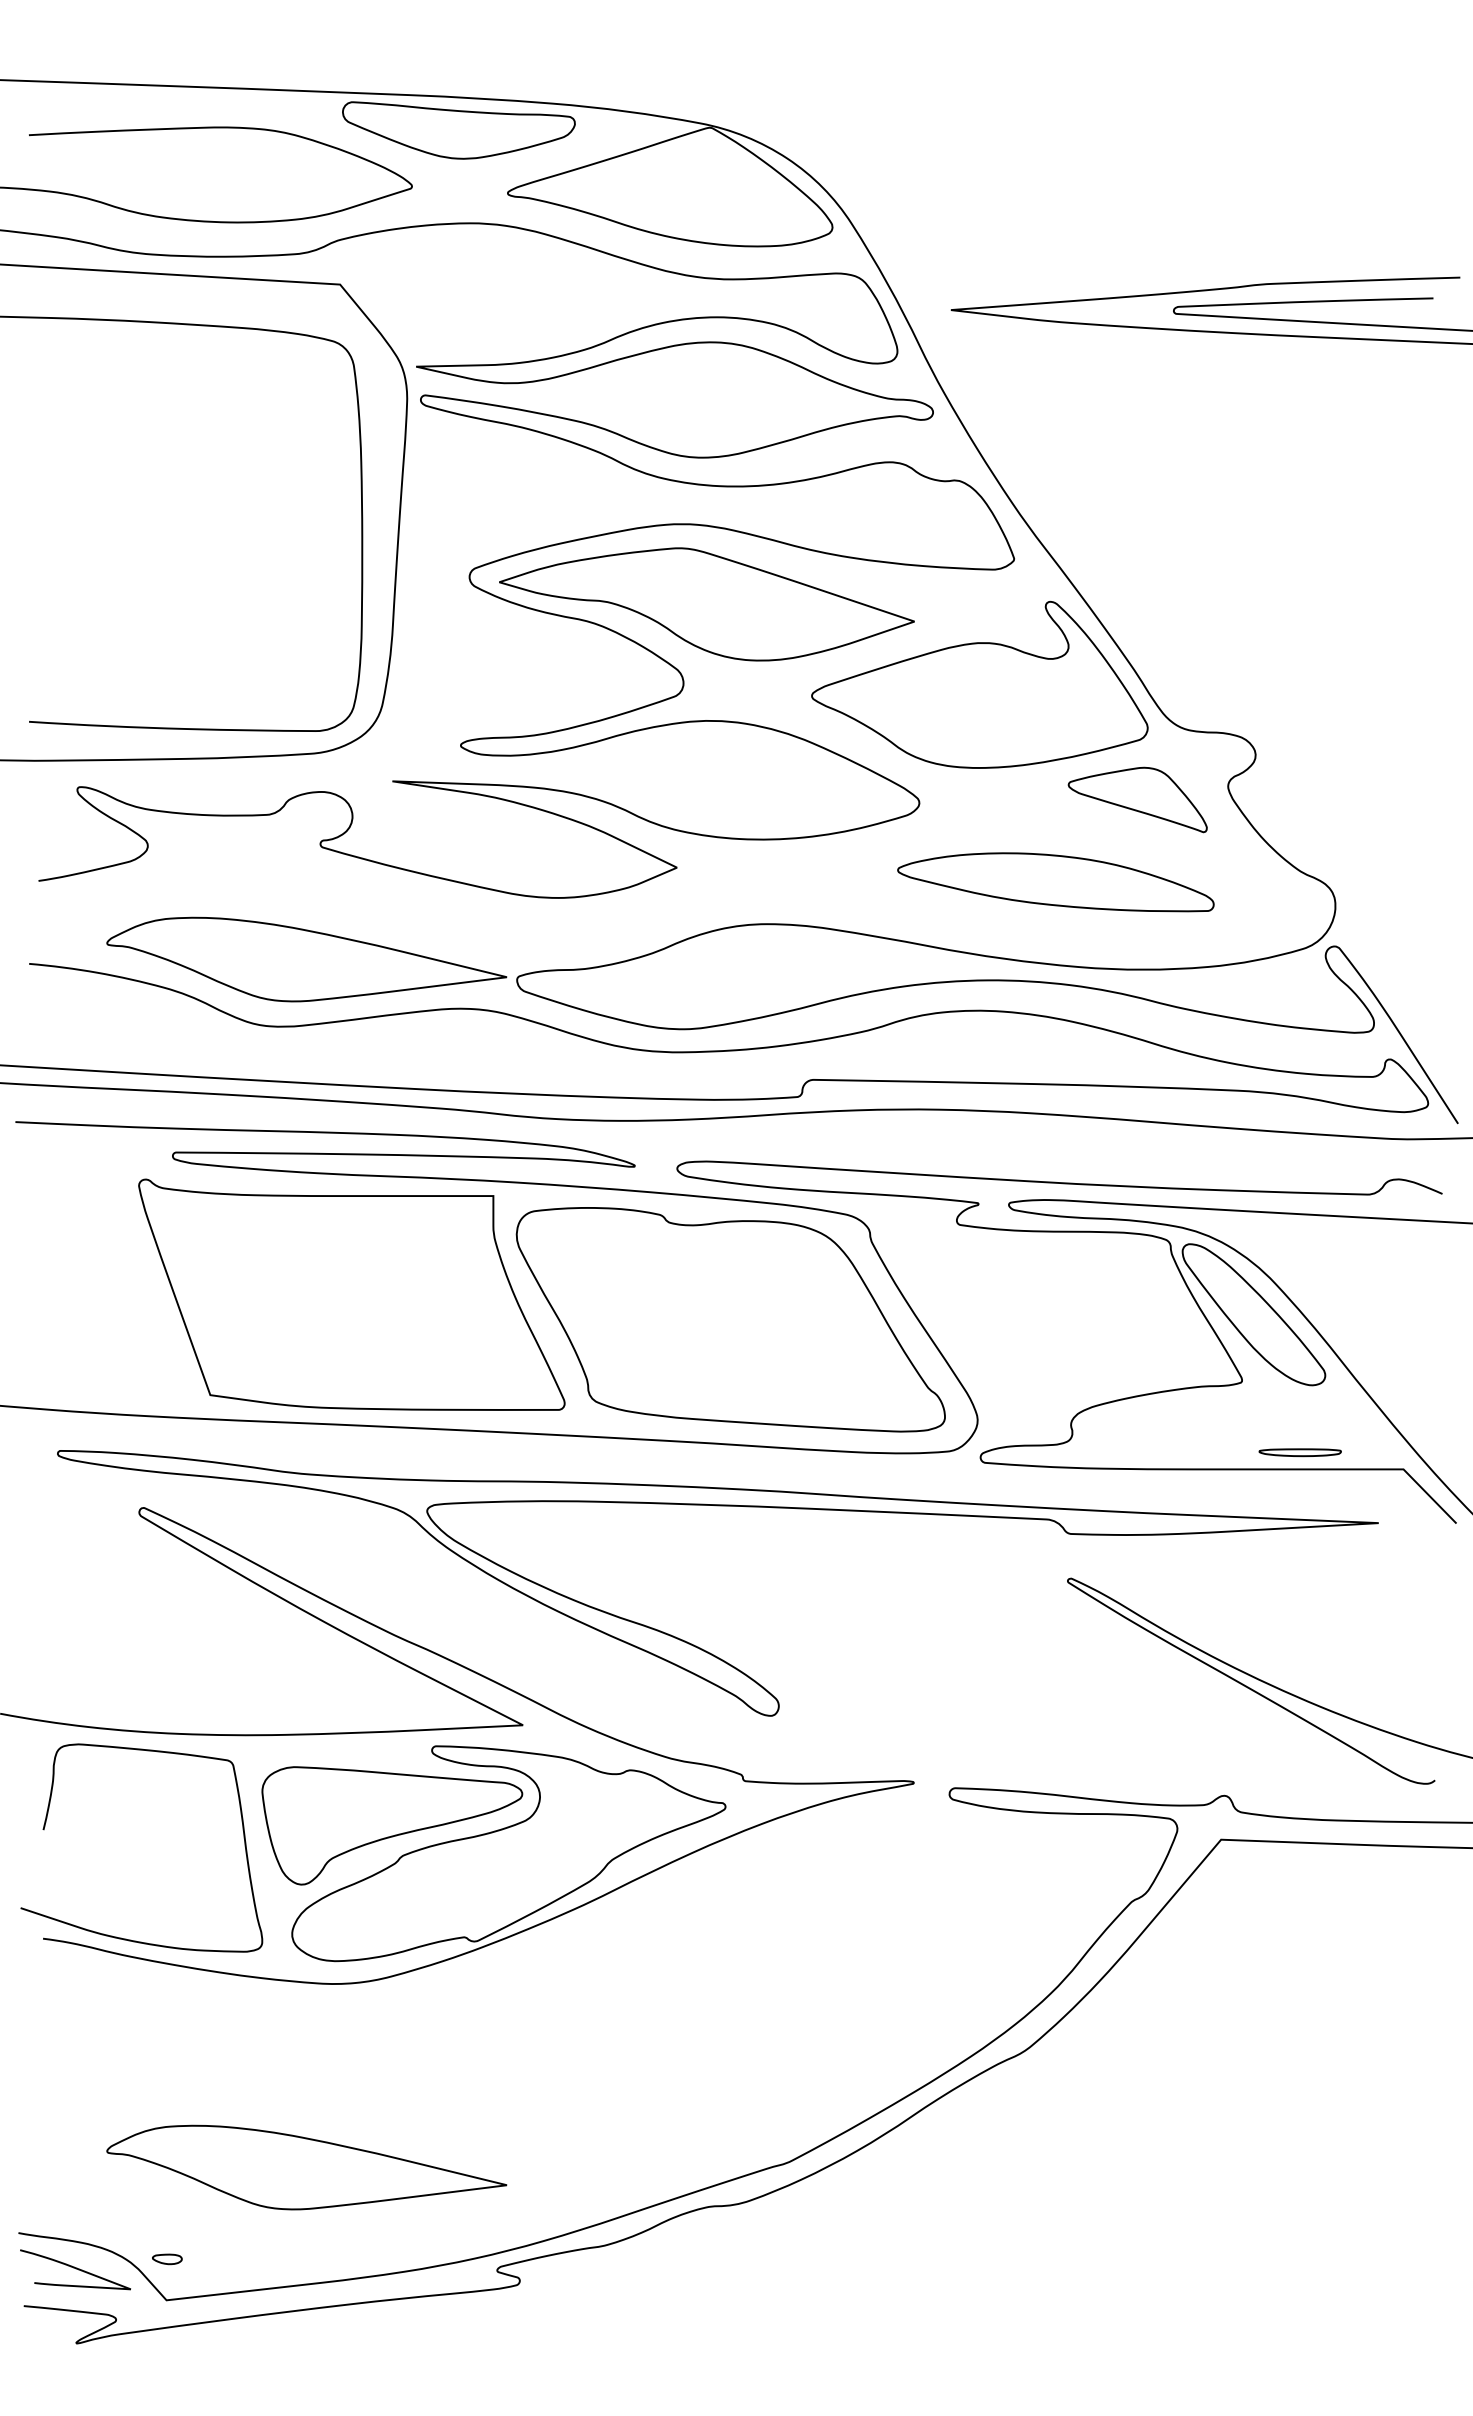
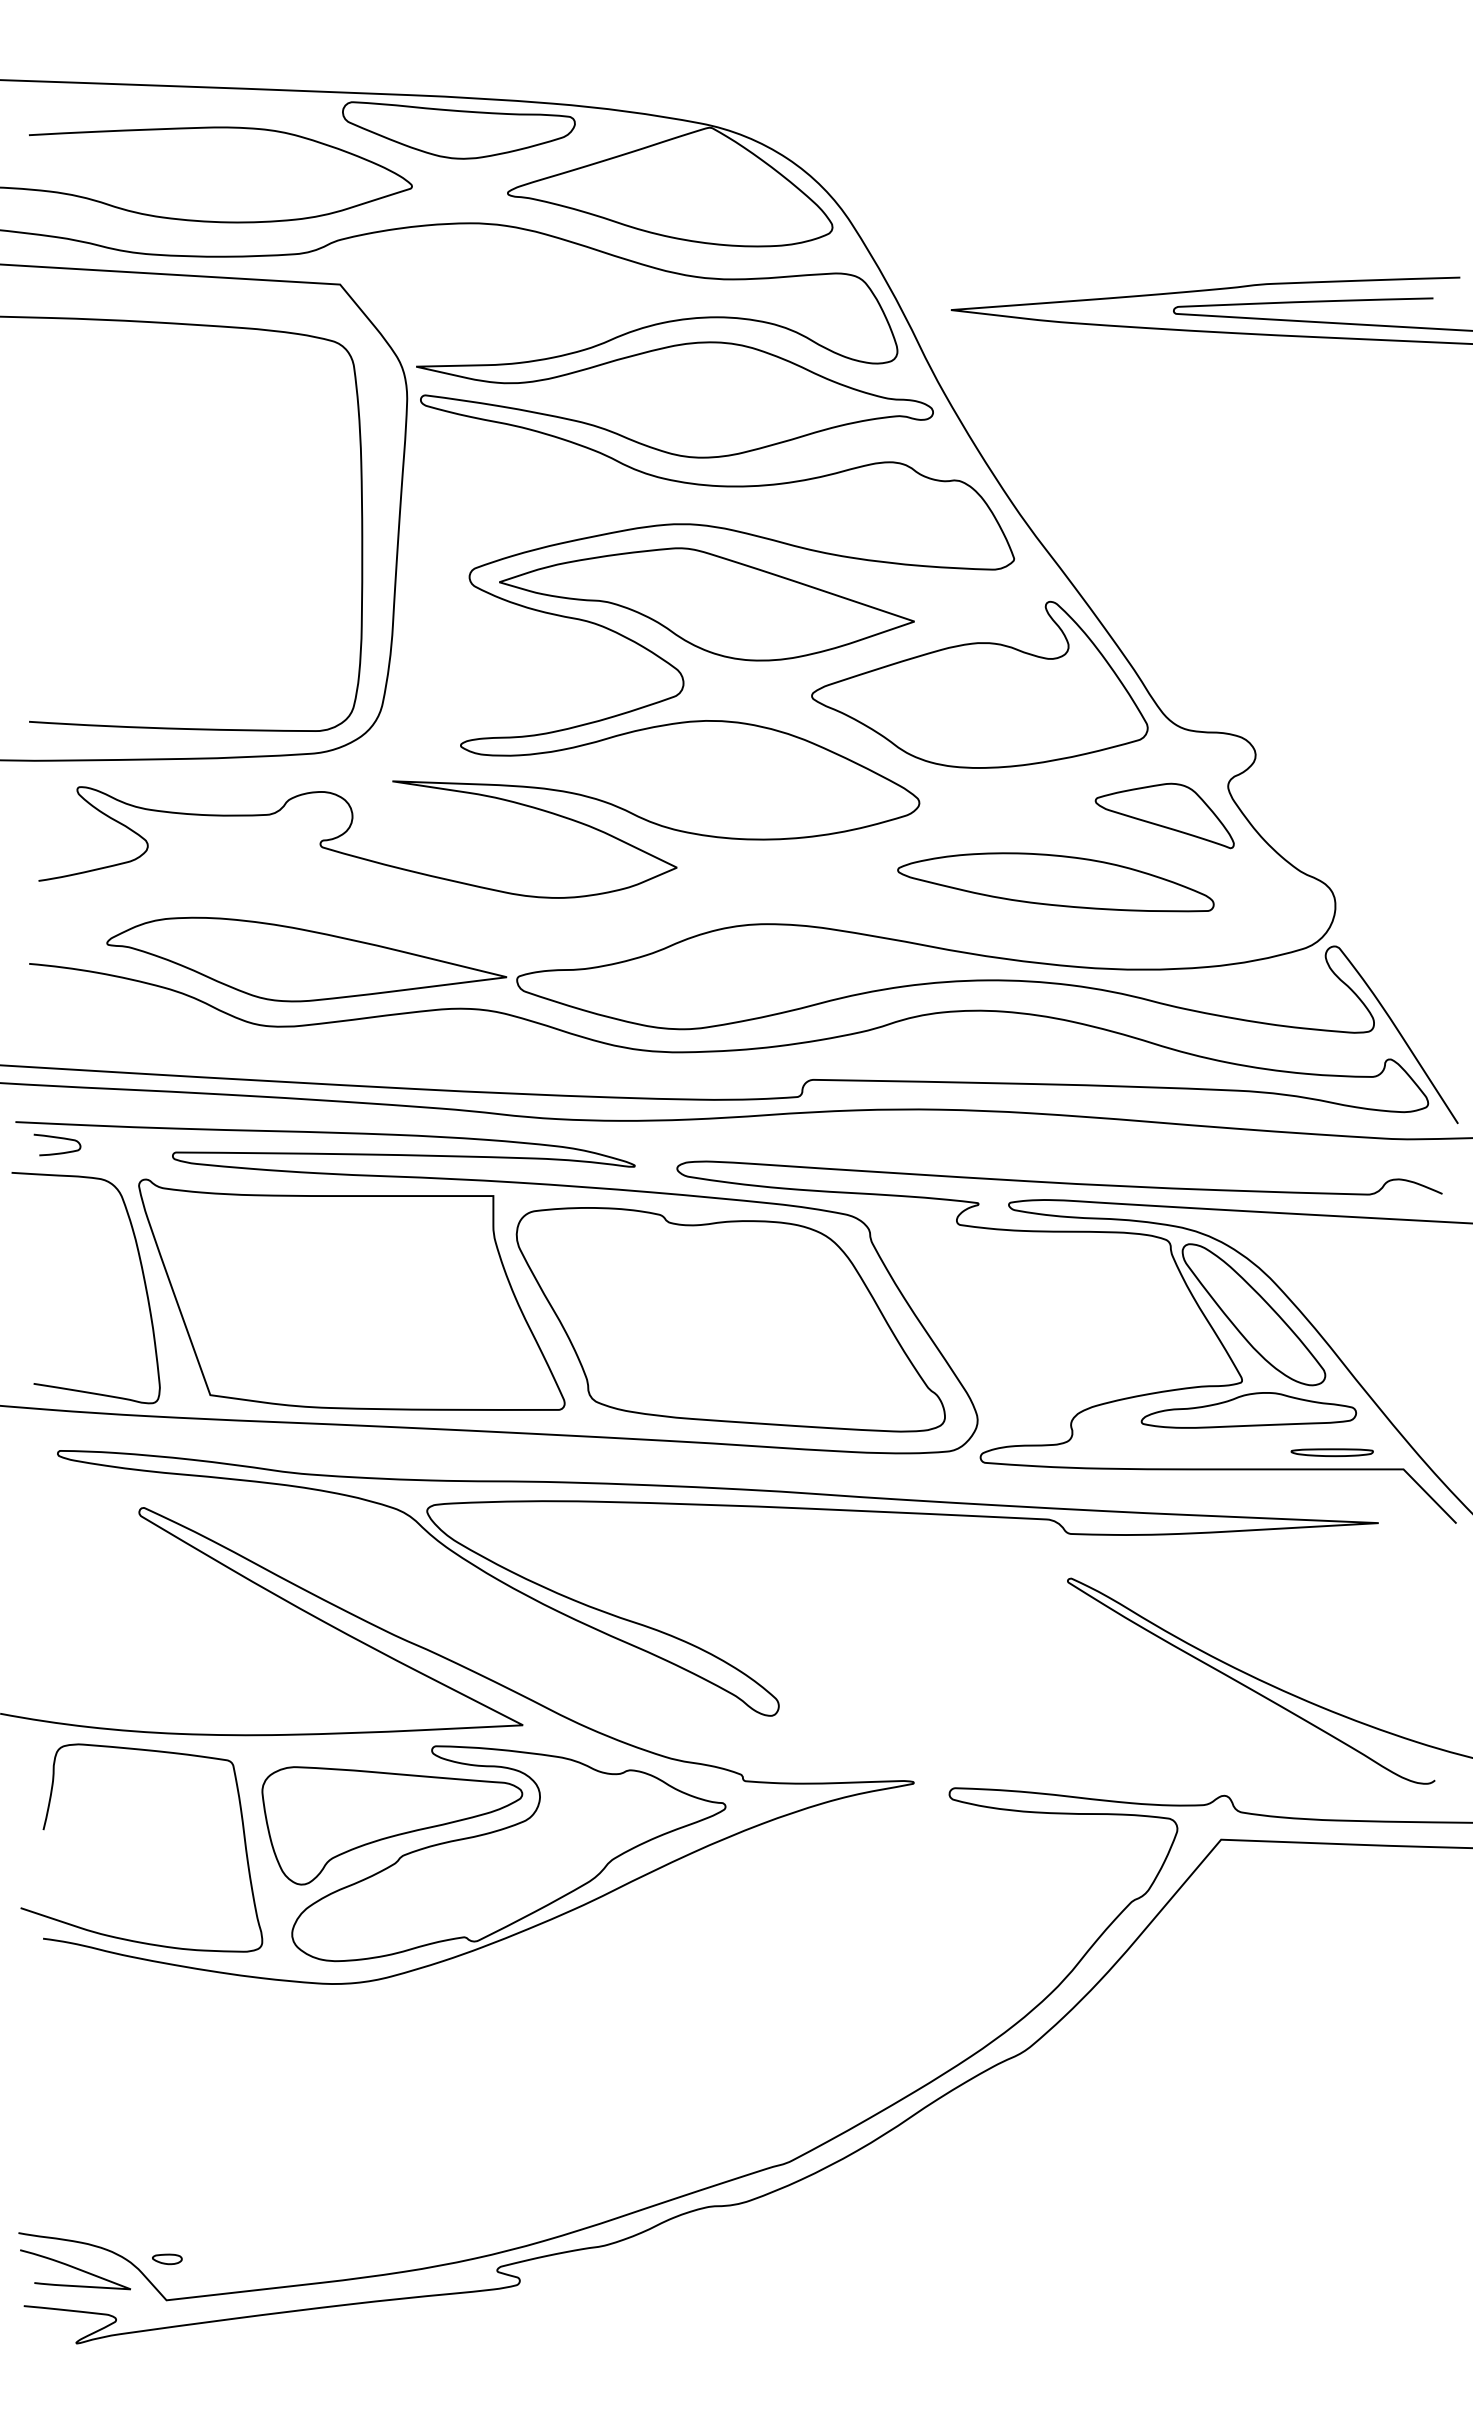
part position: (1137, 799) -> (1164, 815) (1164, 815)
curve: none -> present (57, 1138)
curve: none -> present (142, 1276)
part: none -> present (1248, 1410)
part position: (1299, 1452) -> (1331, 1452) (1331, 1452)
part: present -> none (306, 2167)
